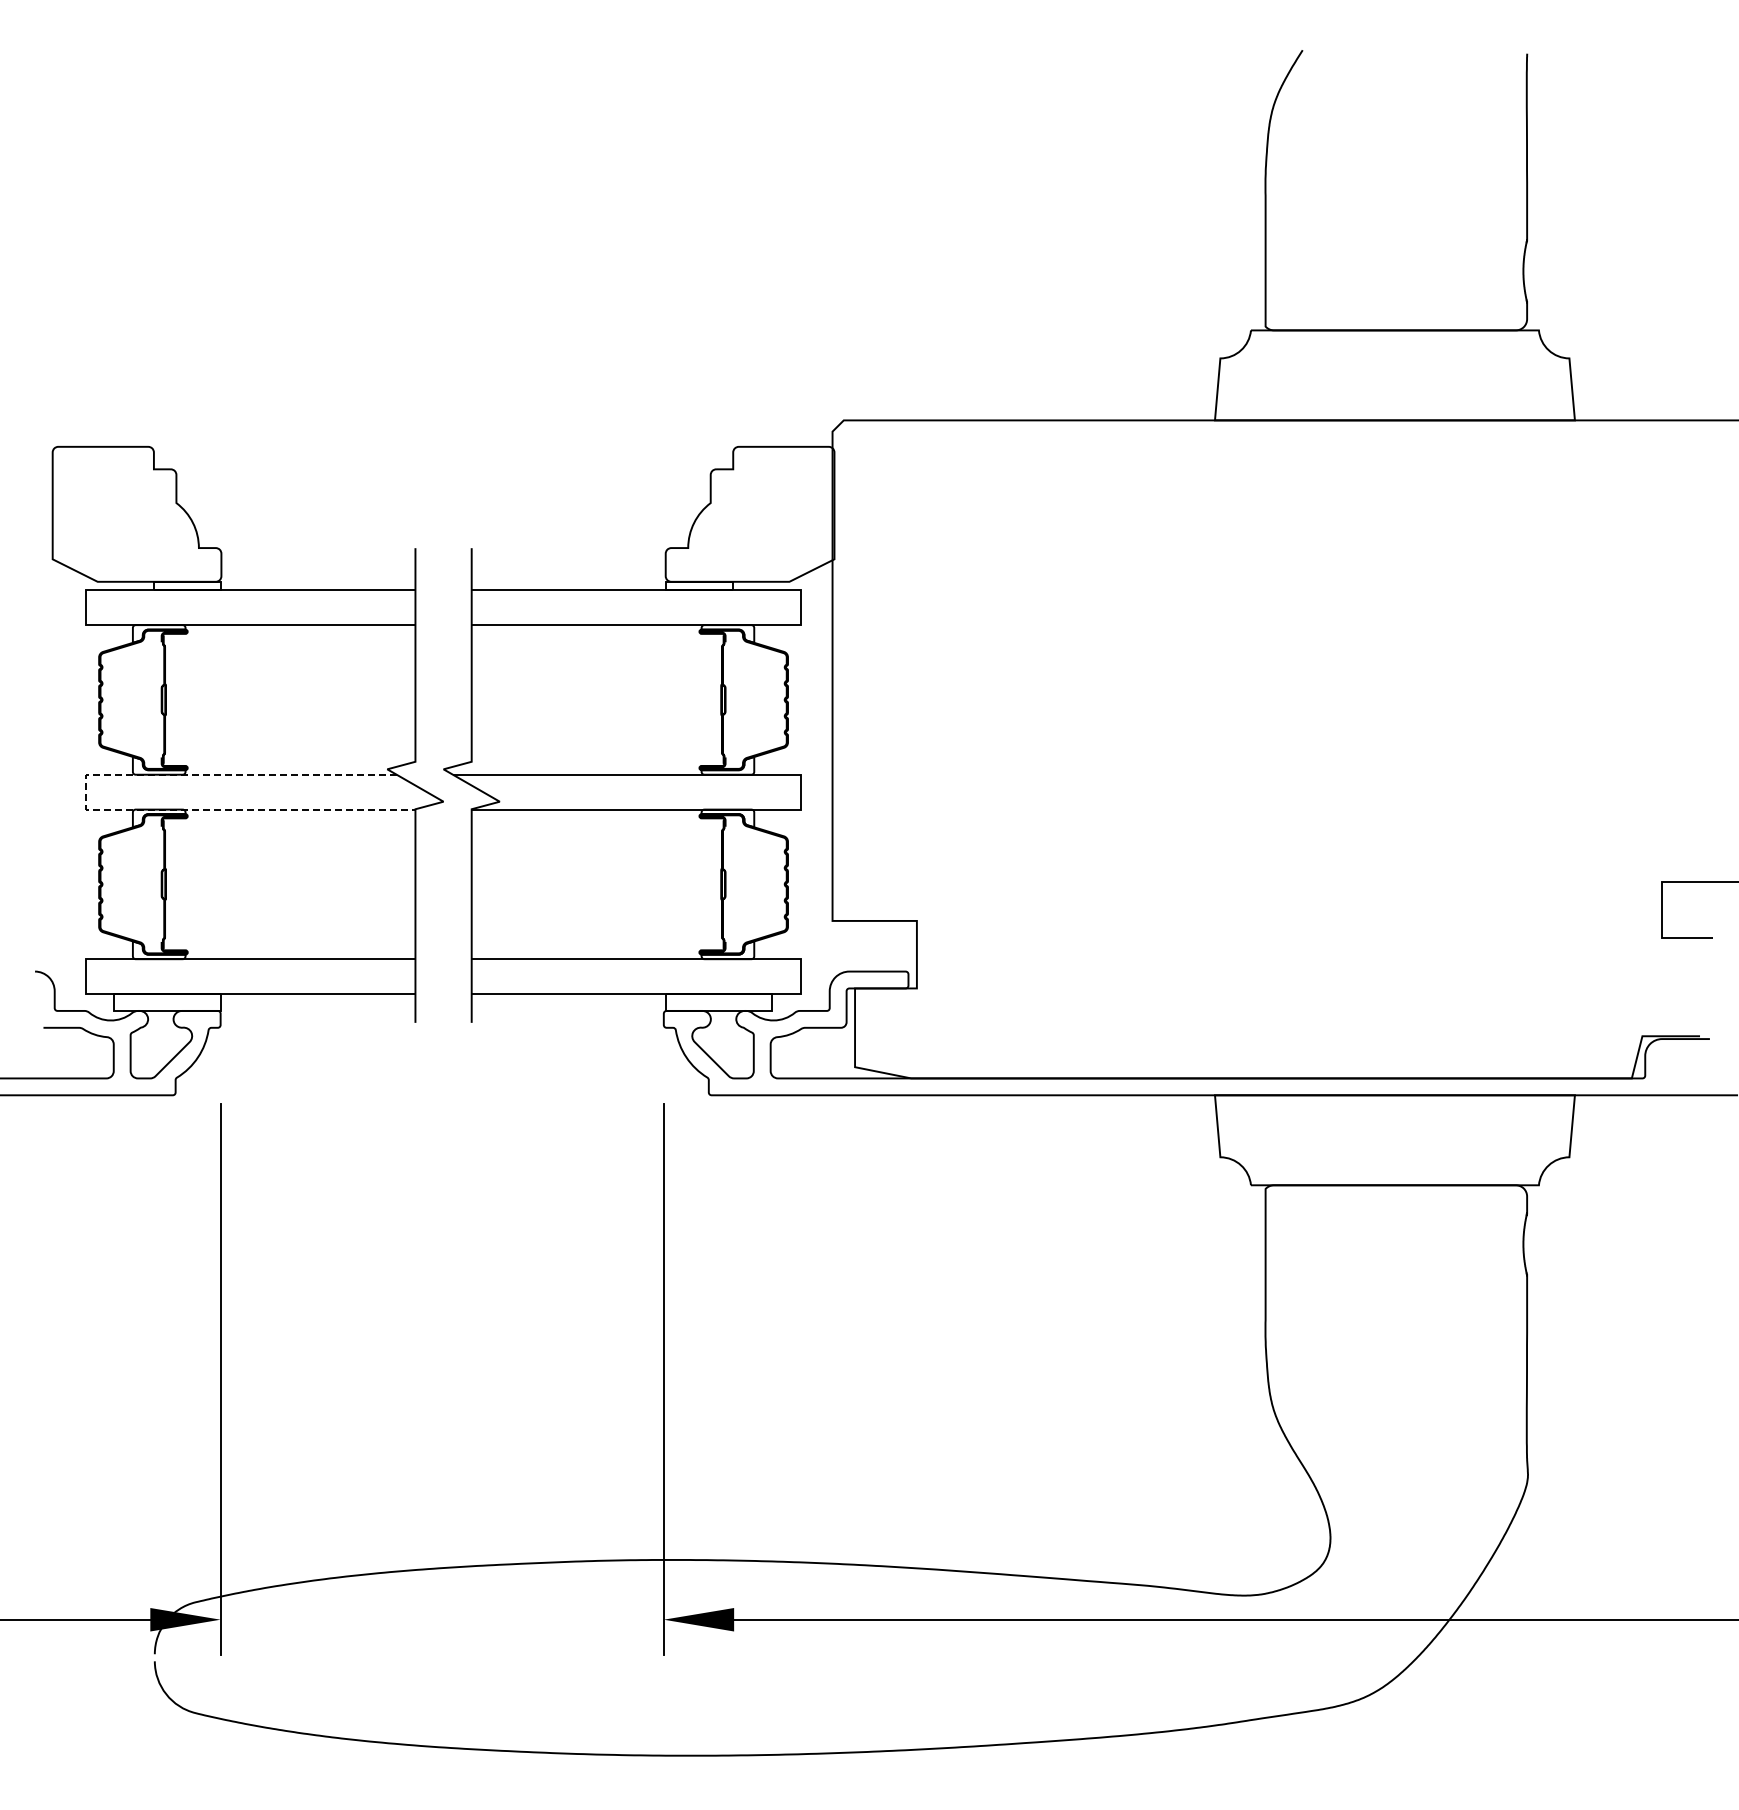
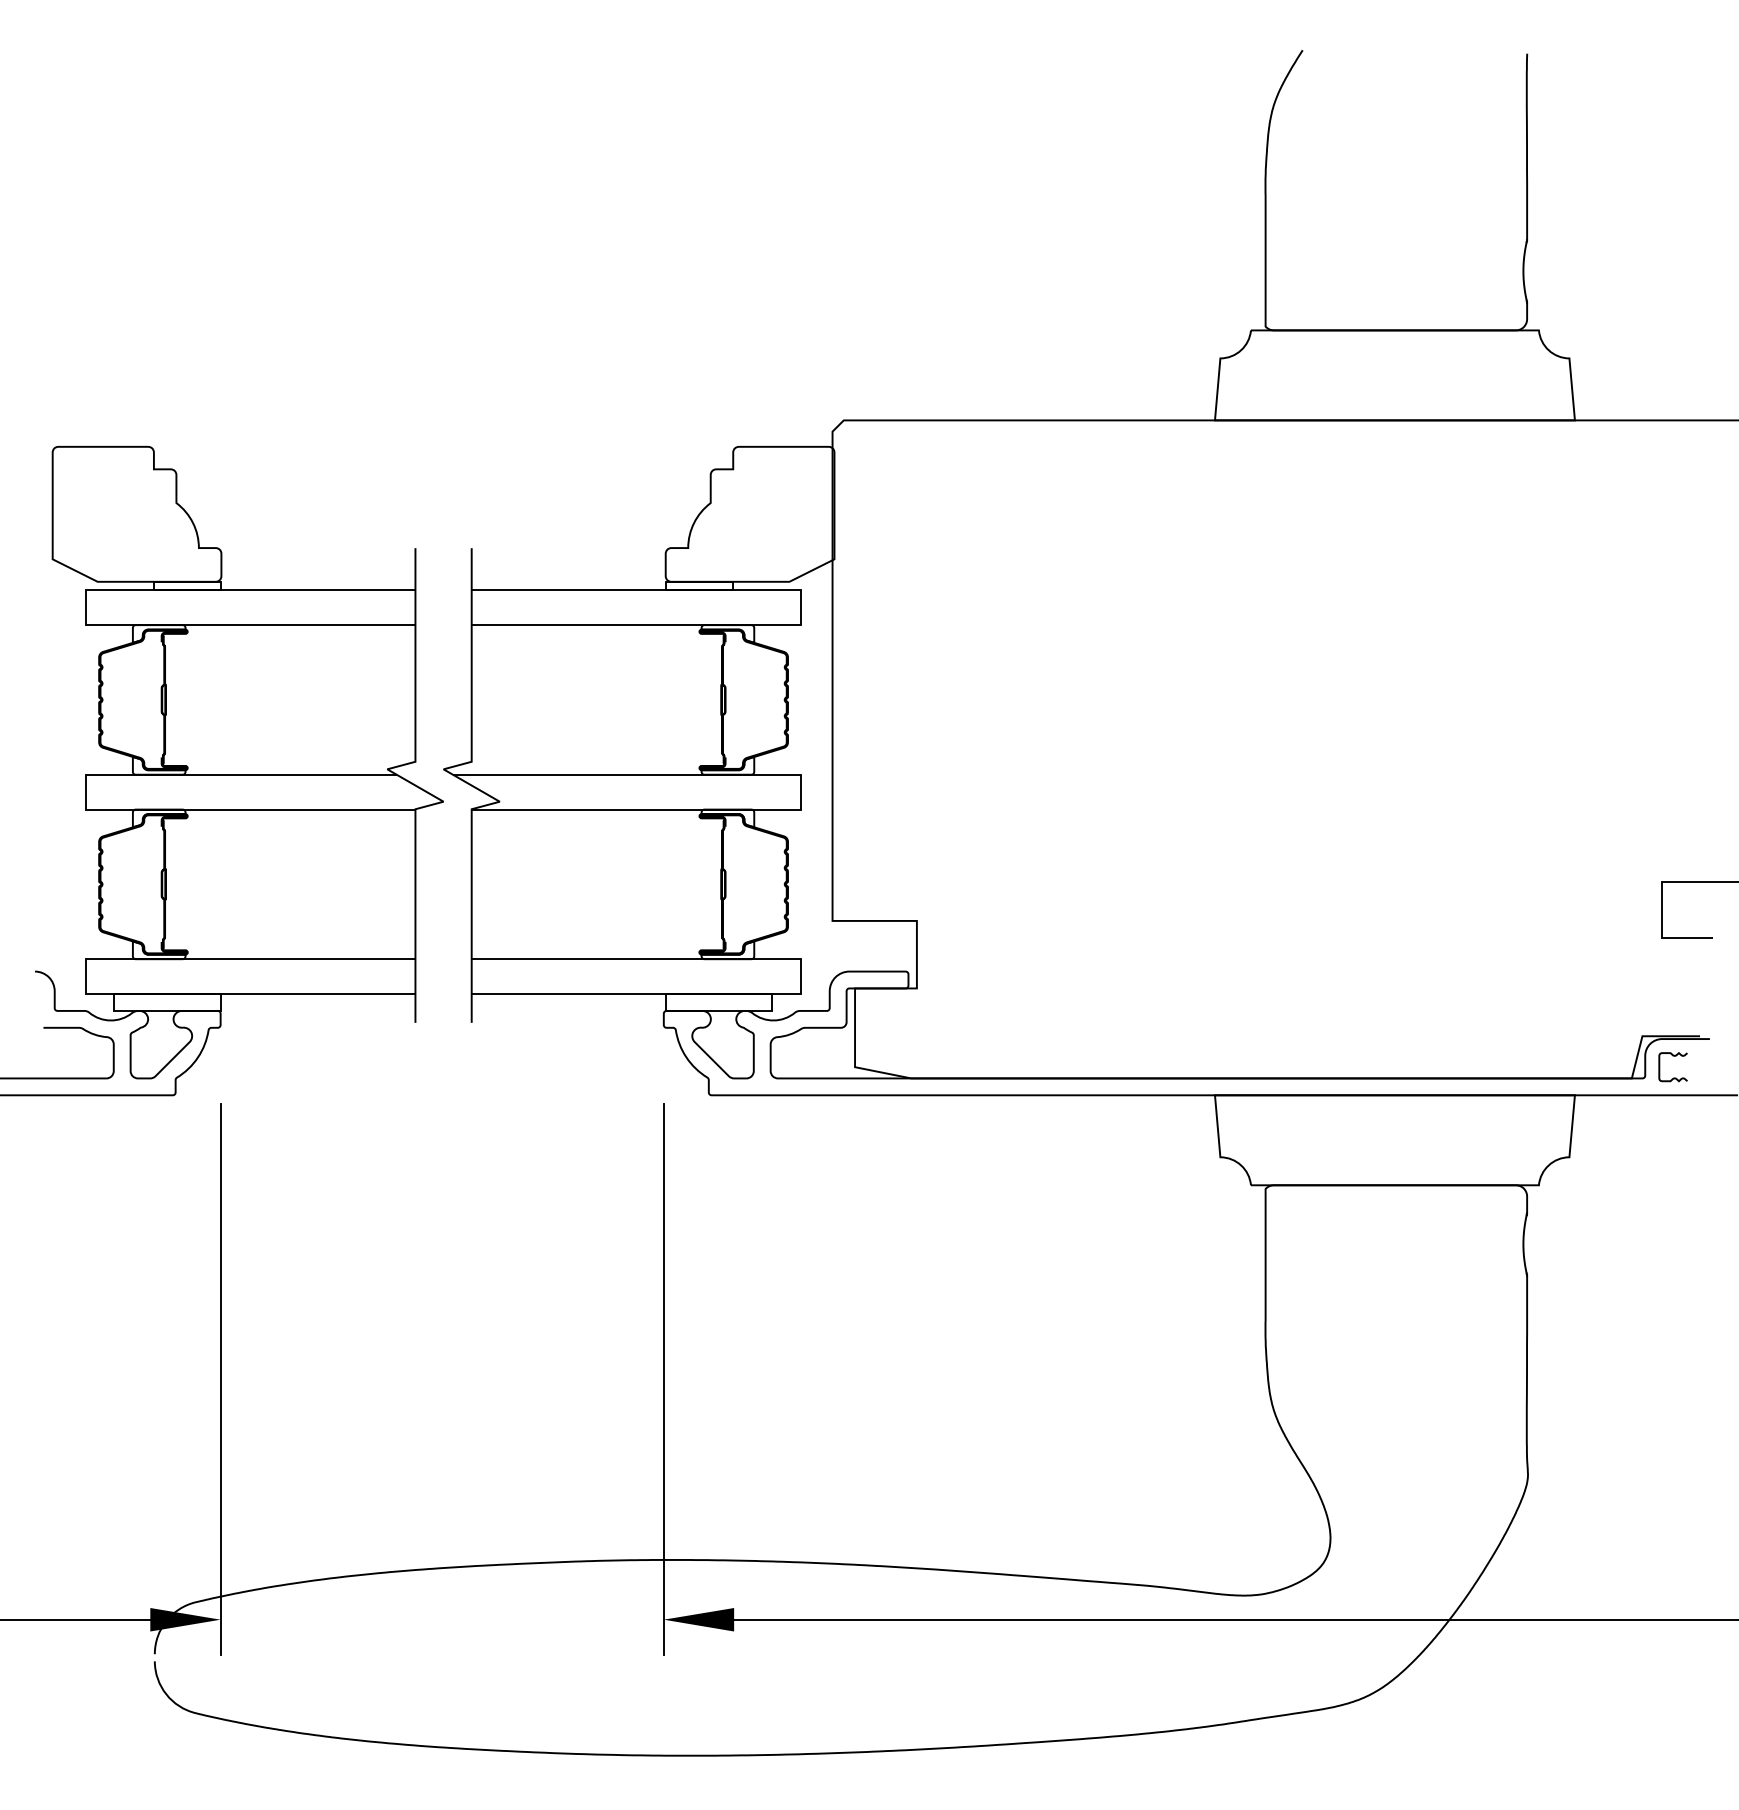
line: dashed -> solid (86, 801)
curve: none -> present (1673, 1077)
